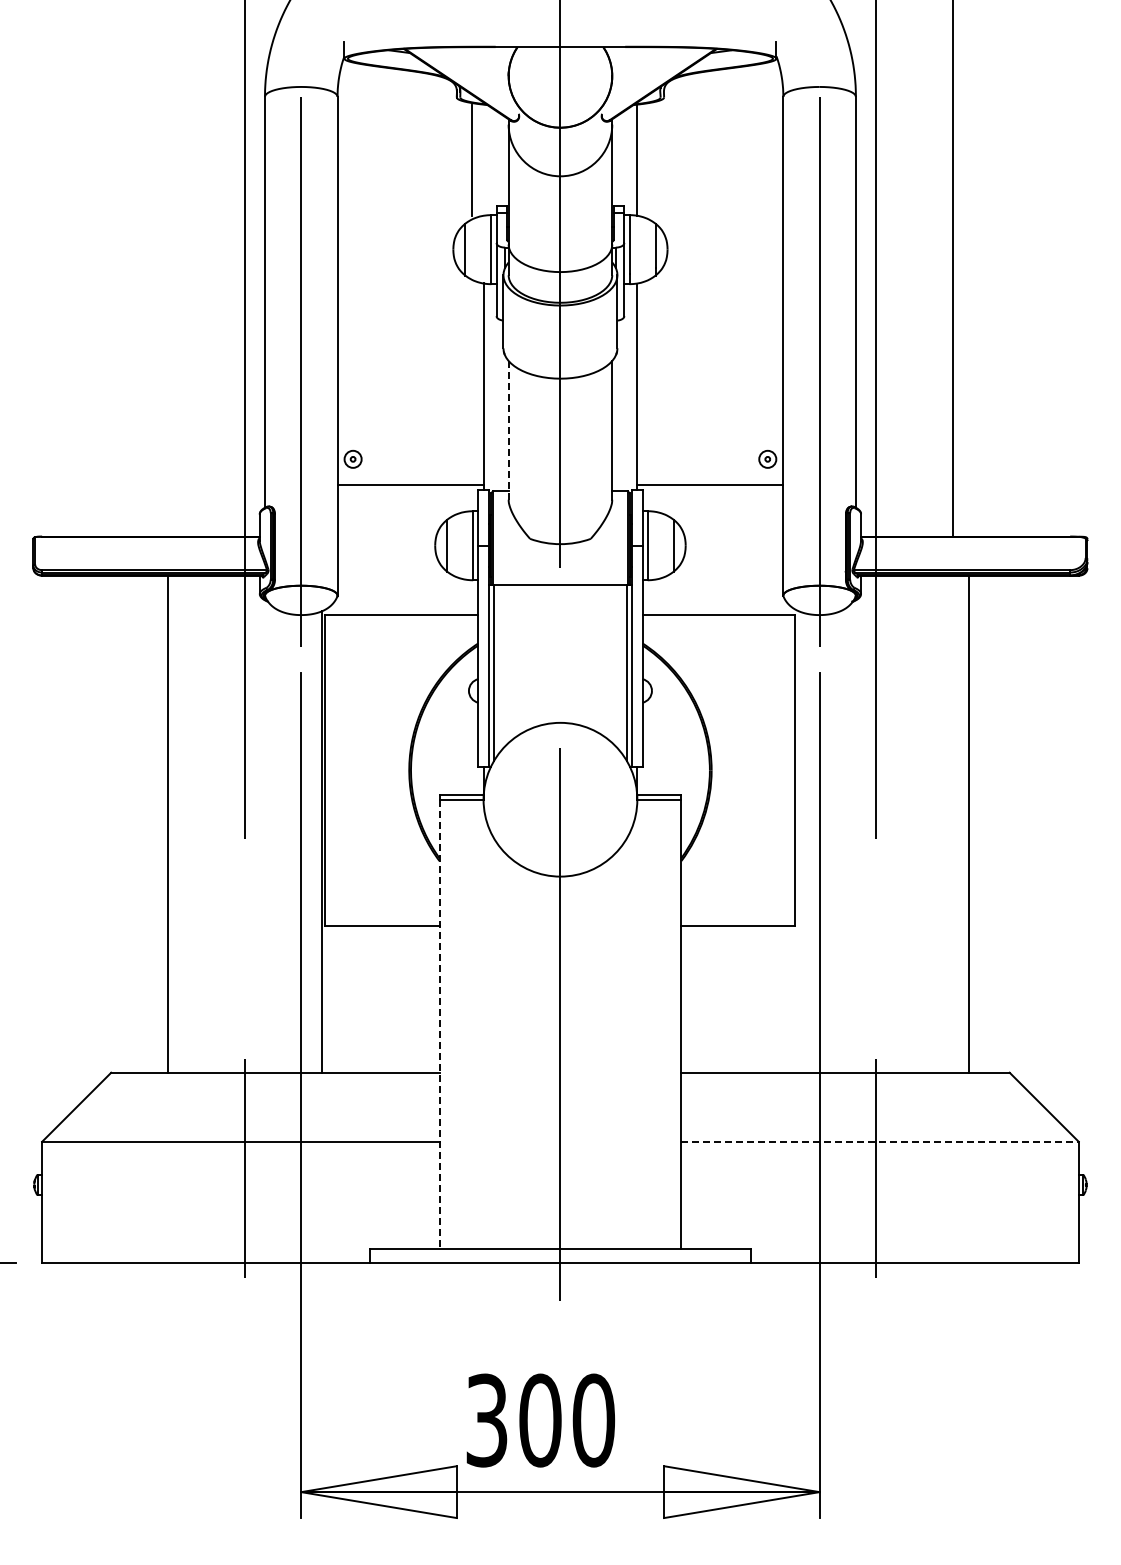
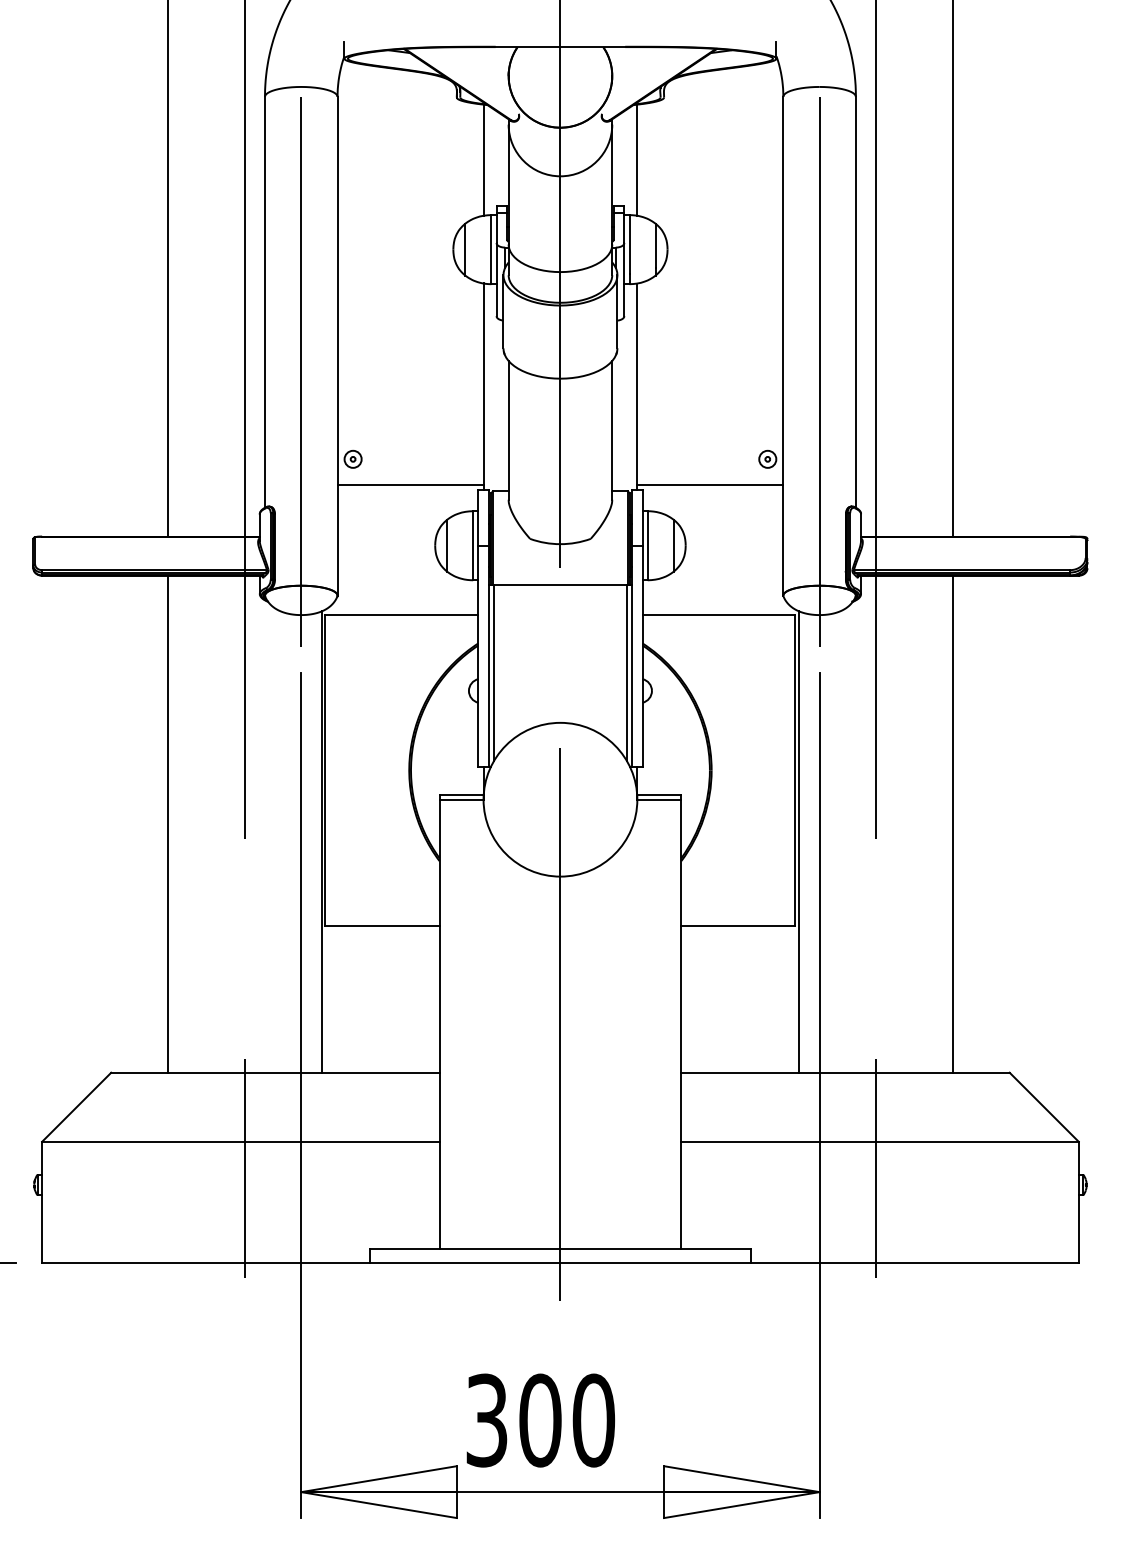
line position: (471, 159) -> (483, 159) (483, 159)
line: none -> present (168, 269)
line: dashed -> solid (508, 430)
line position: (968, 823) -> (952, 823) (952, 823)
line: none -> present (798, 841)
line: dashed -> solid (439, 1024)
line: dashed -> solid (880, 1141)
